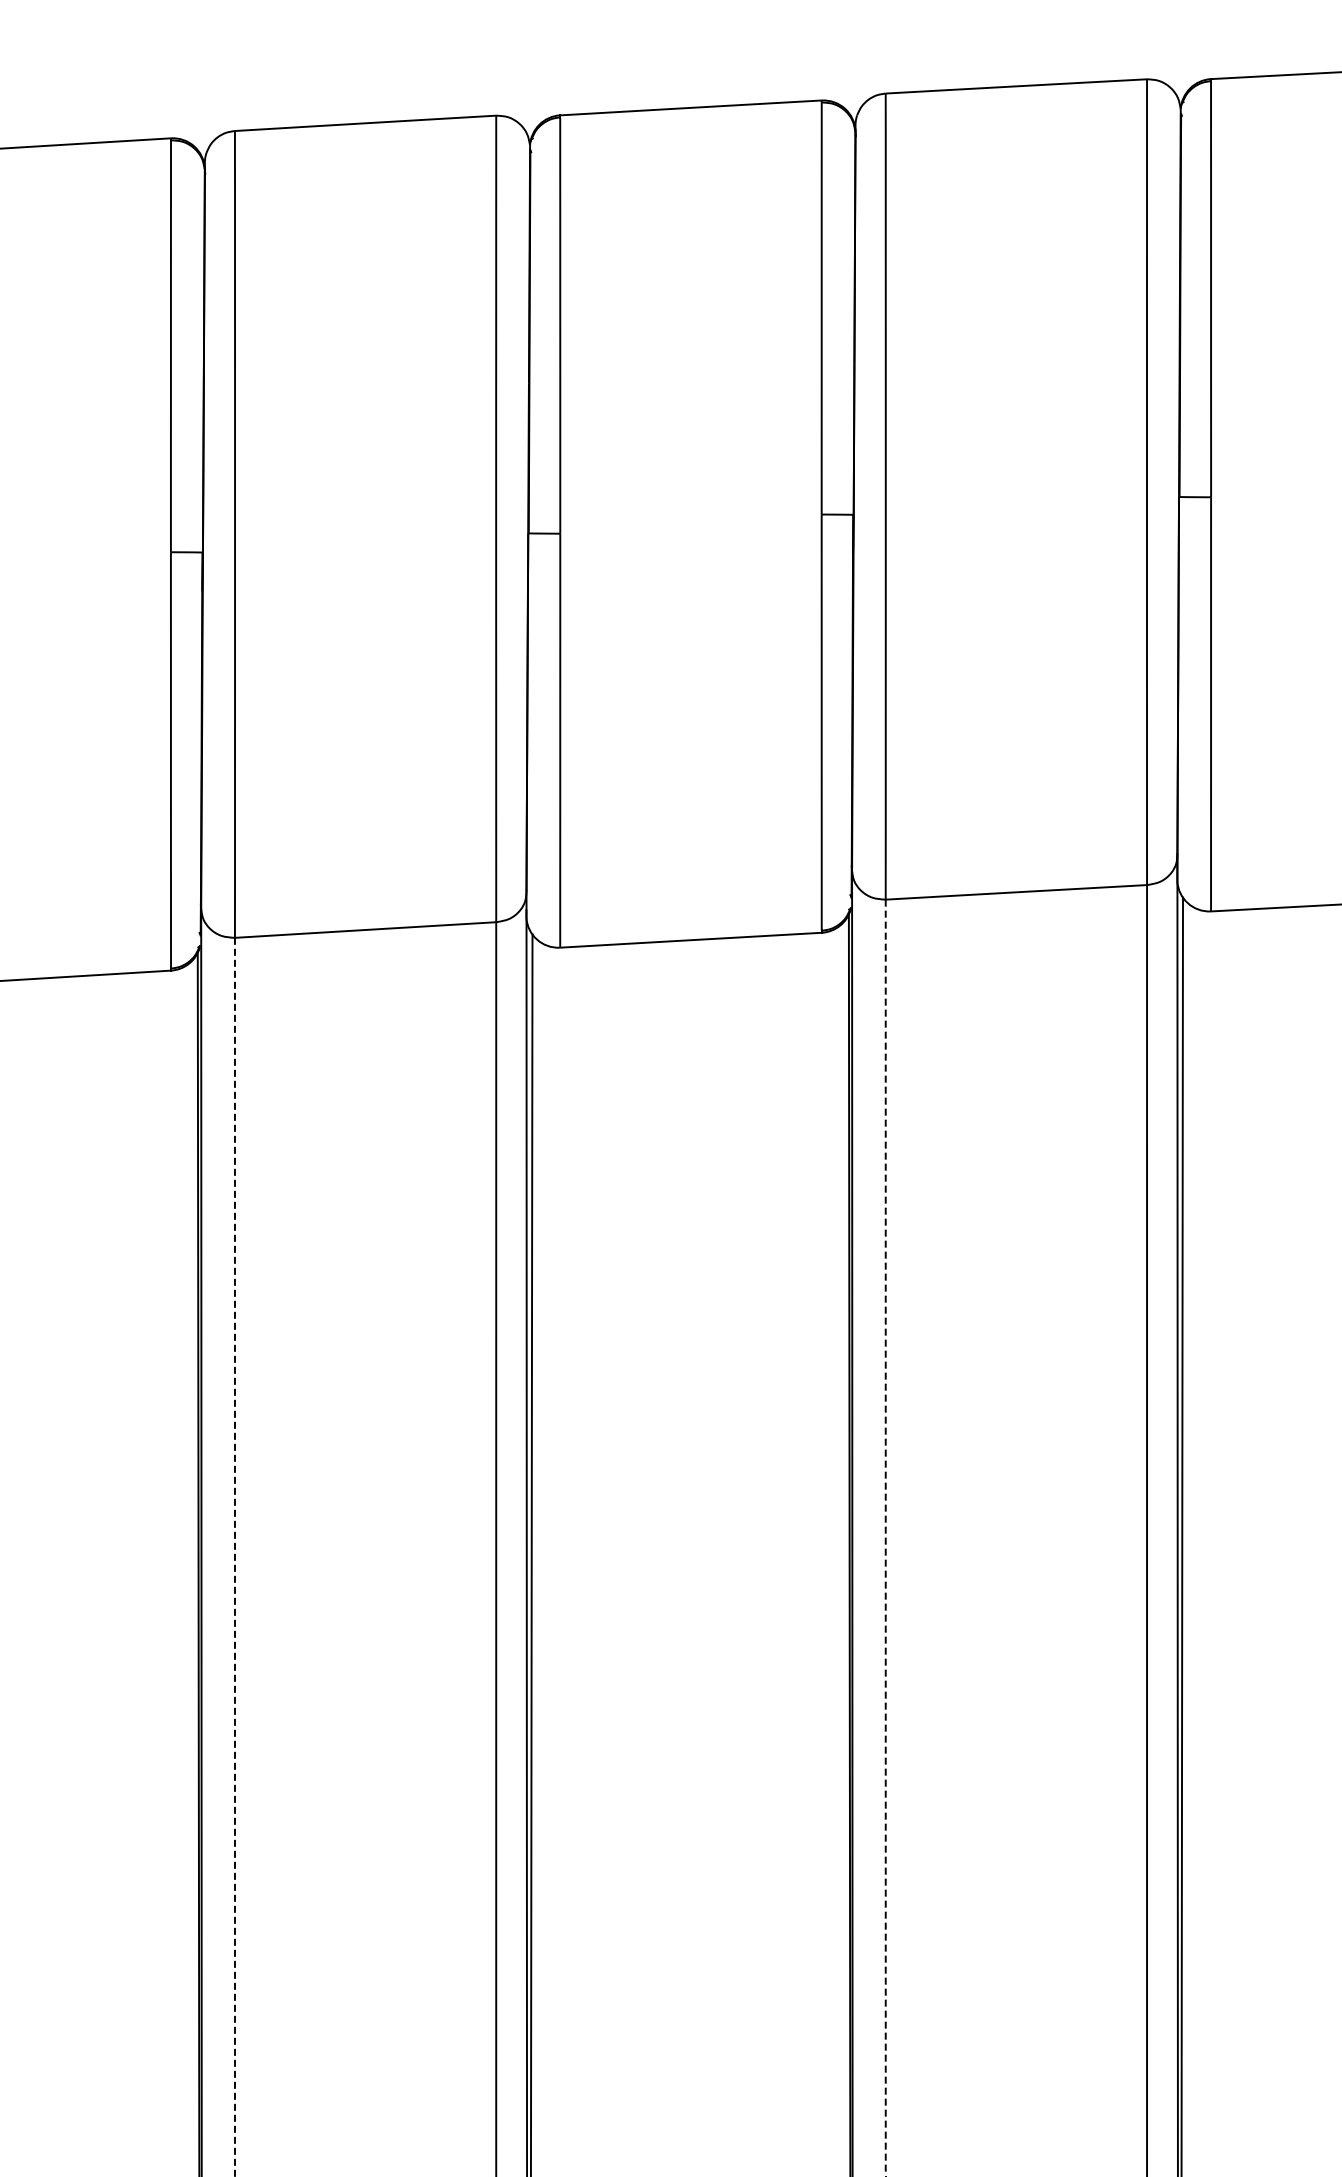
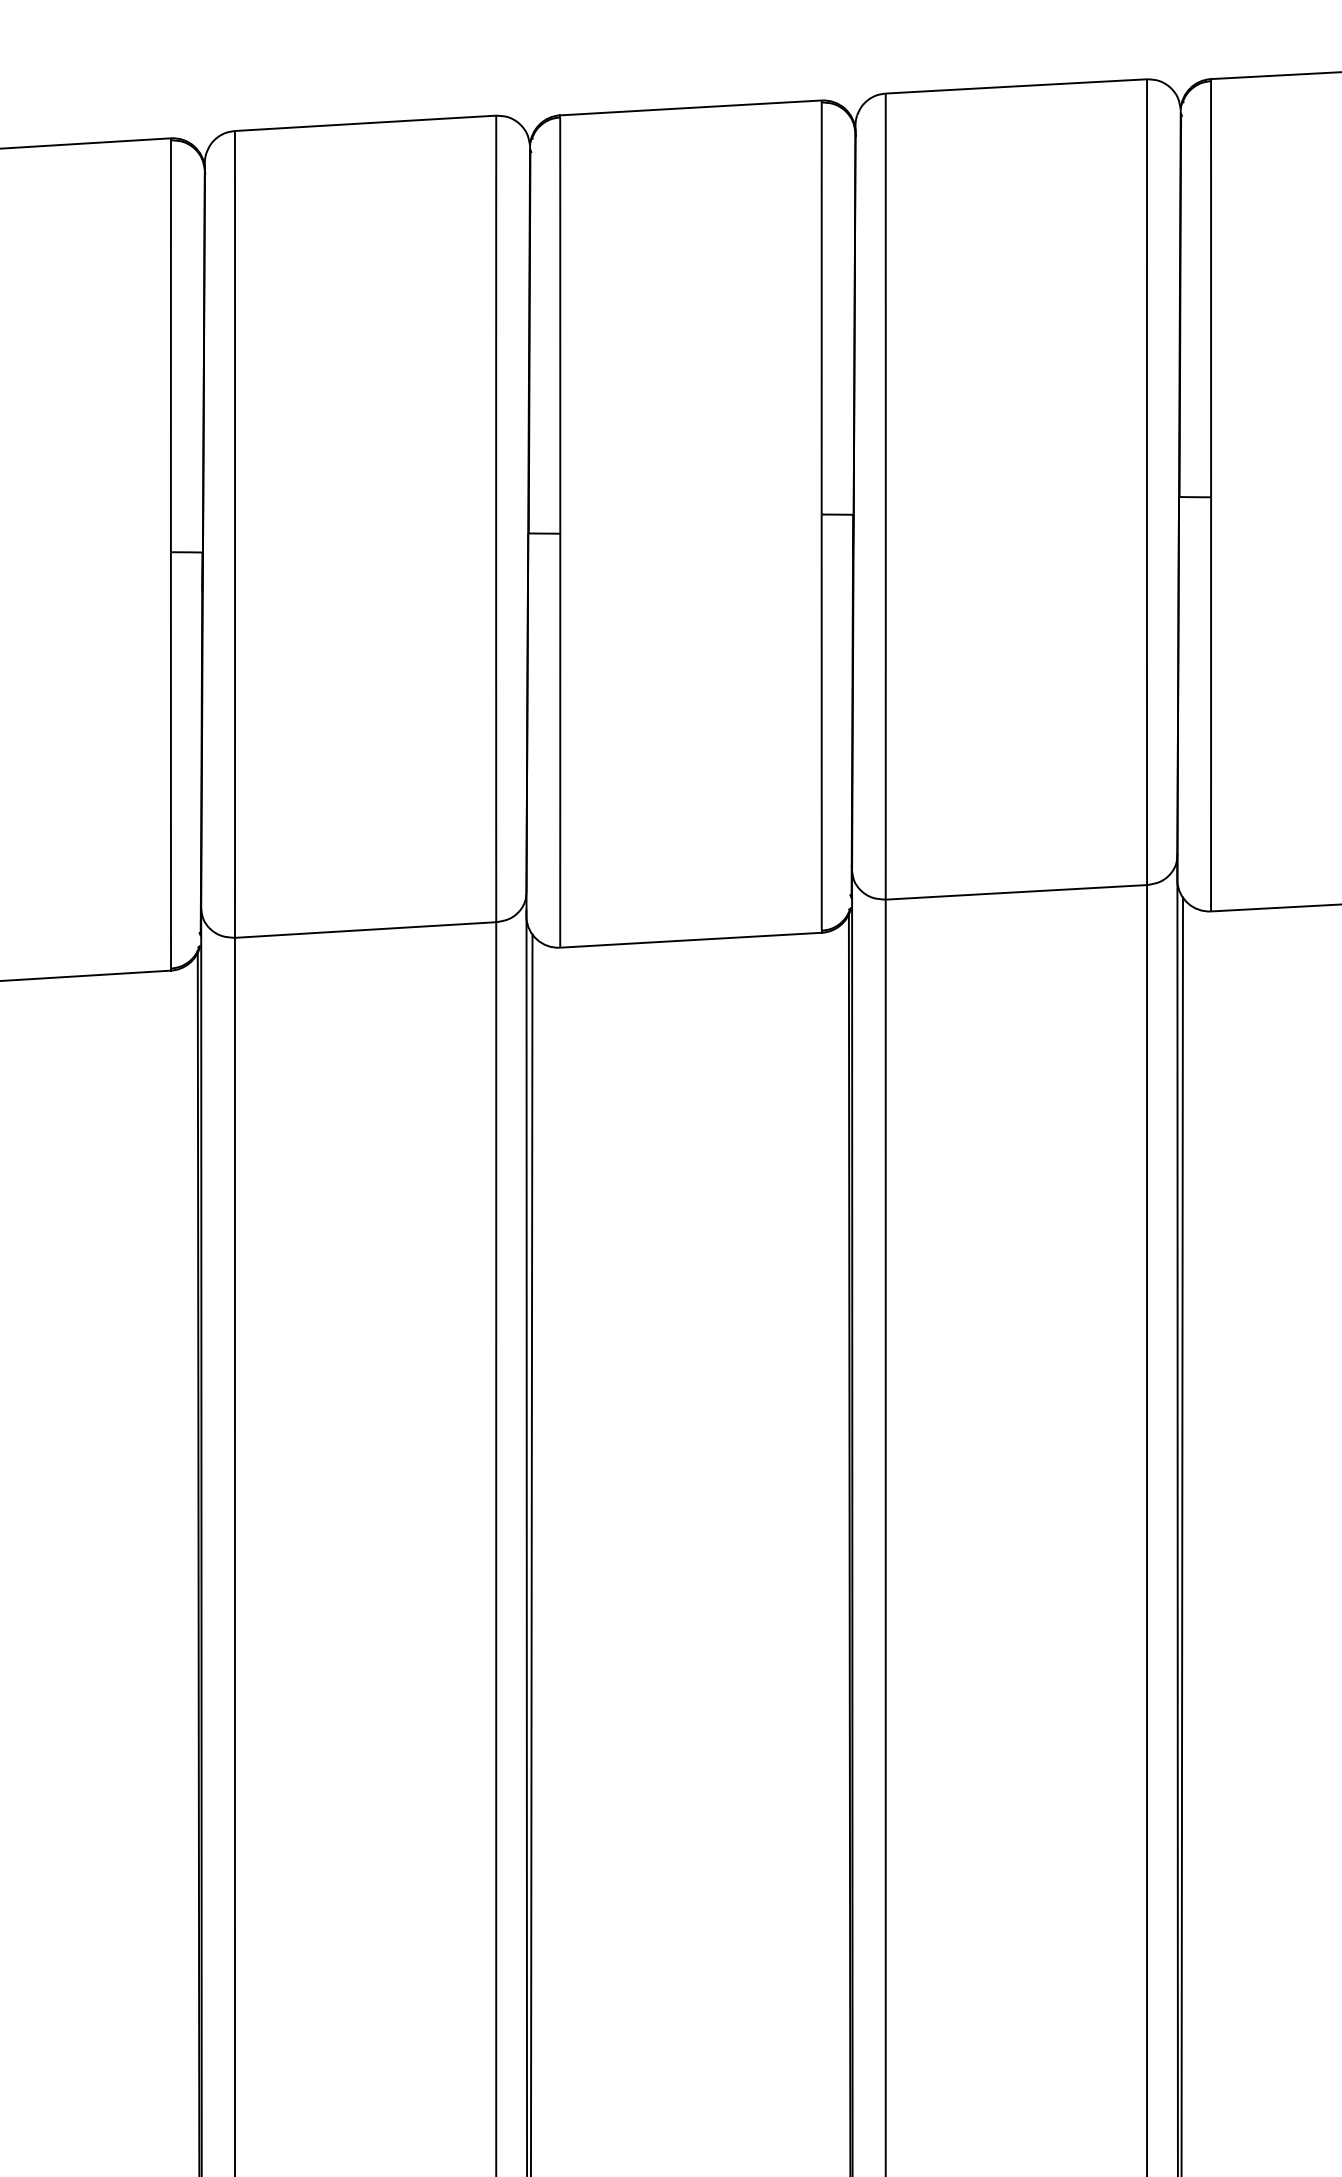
line: dashed -> solid (885, 1538)
line: dashed -> solid (234, 1557)
